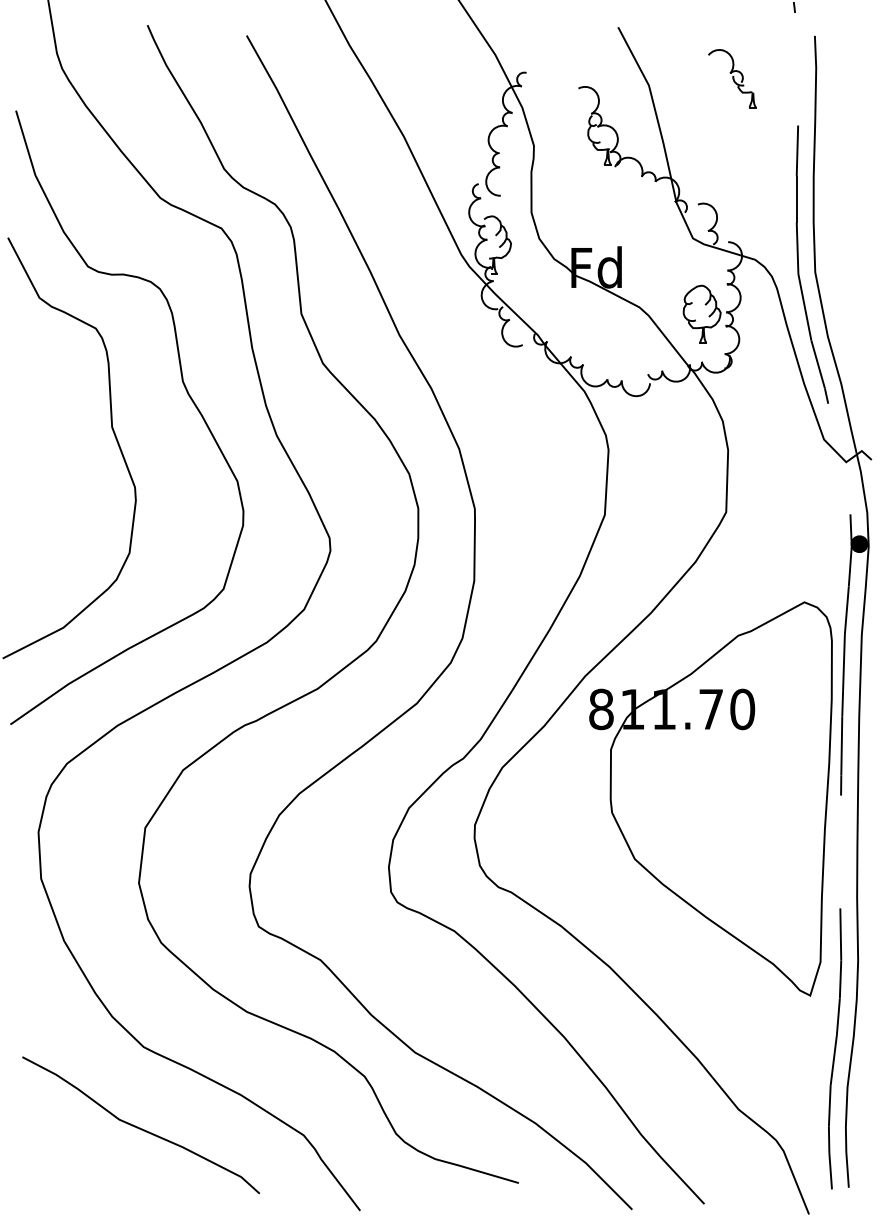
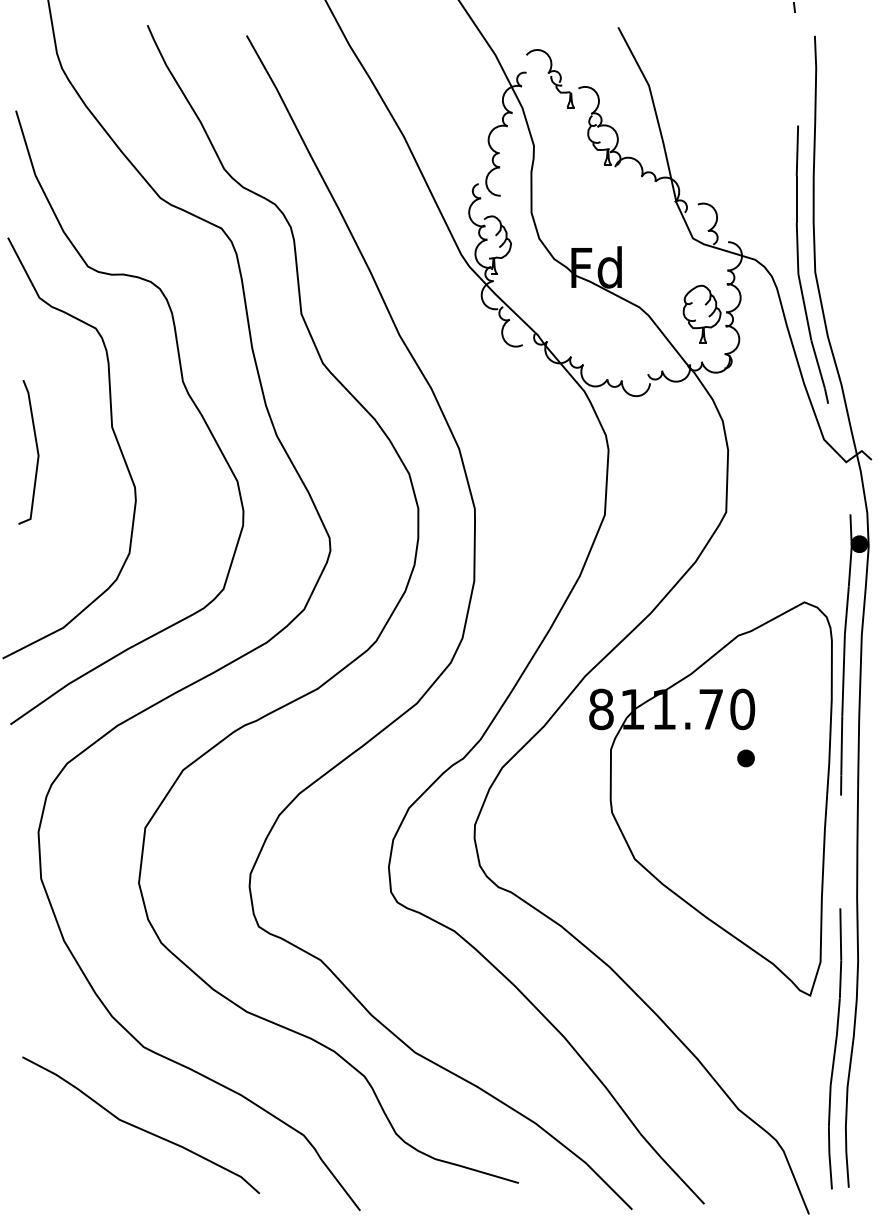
part position: (732, 78) -> (550, 78) (550, 78)
line: none -> present (36, 450)
part: none -> present (745, 758)
